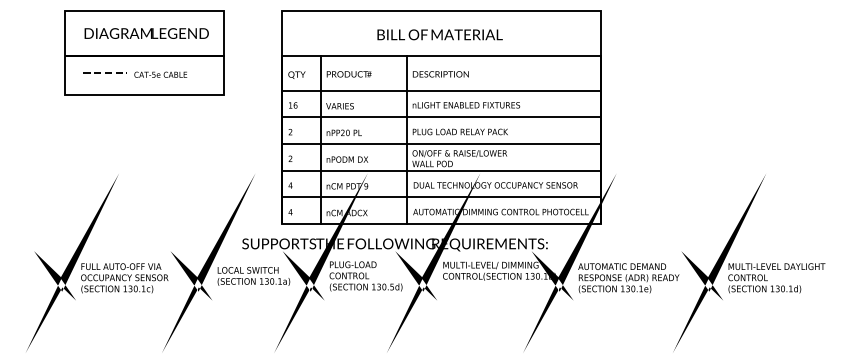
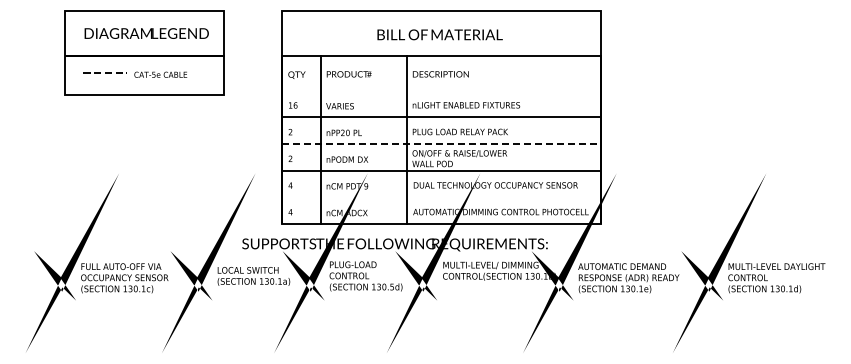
line: present -> none (441, 90)
line: solid -> dashed (442, 143)
line: present -> none (441, 197)
